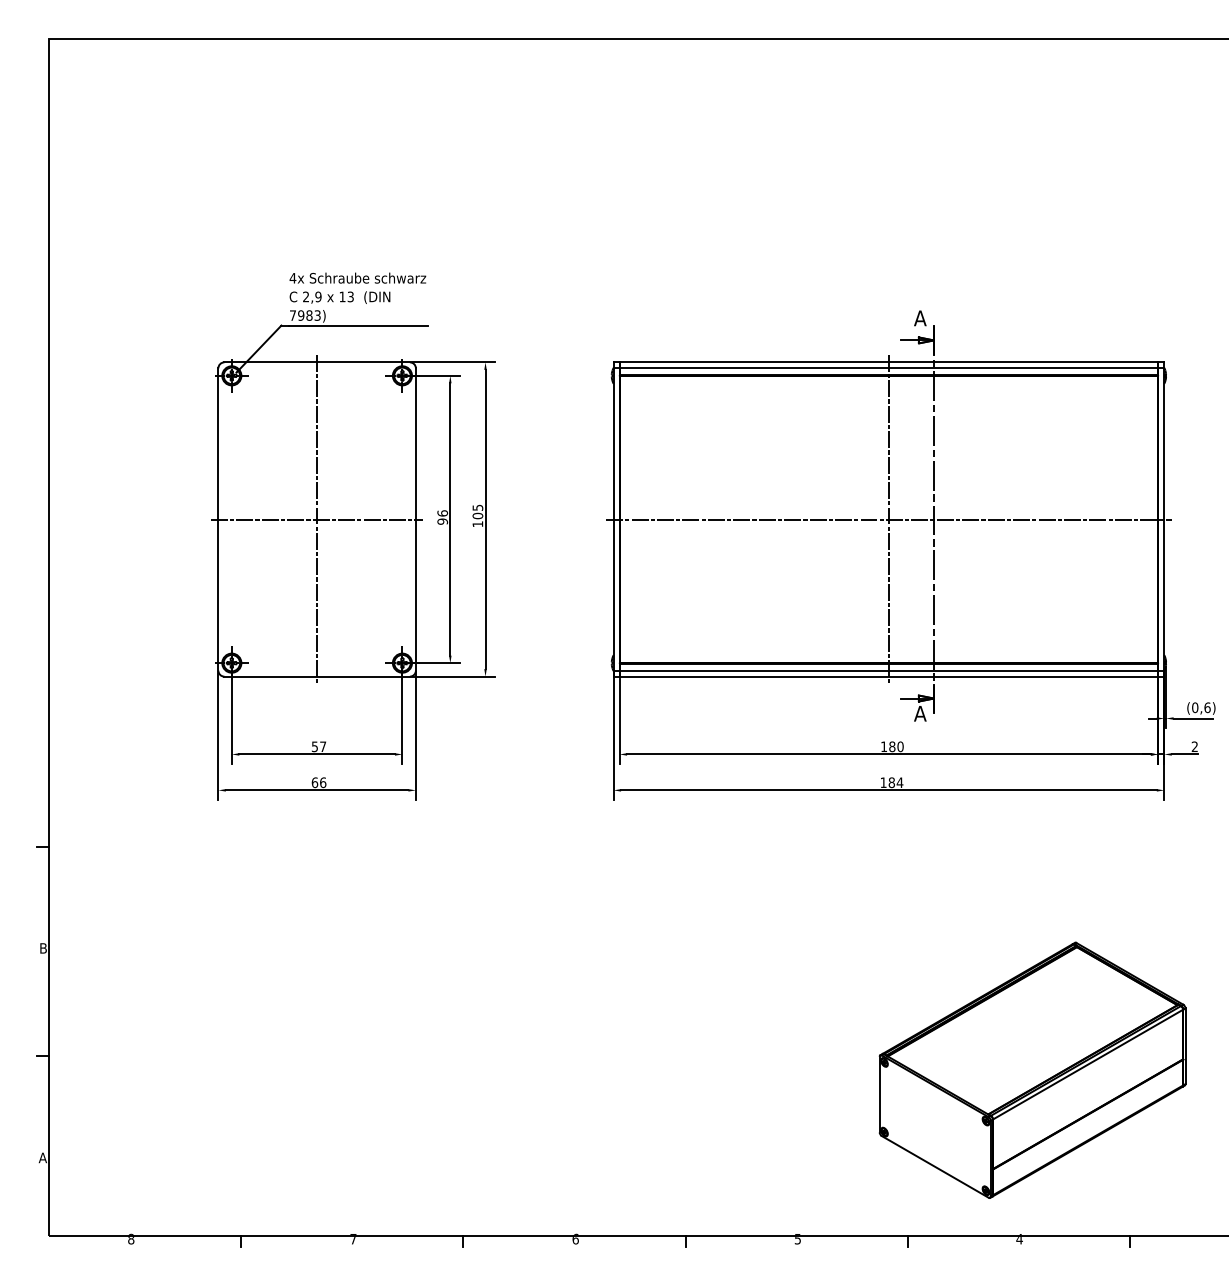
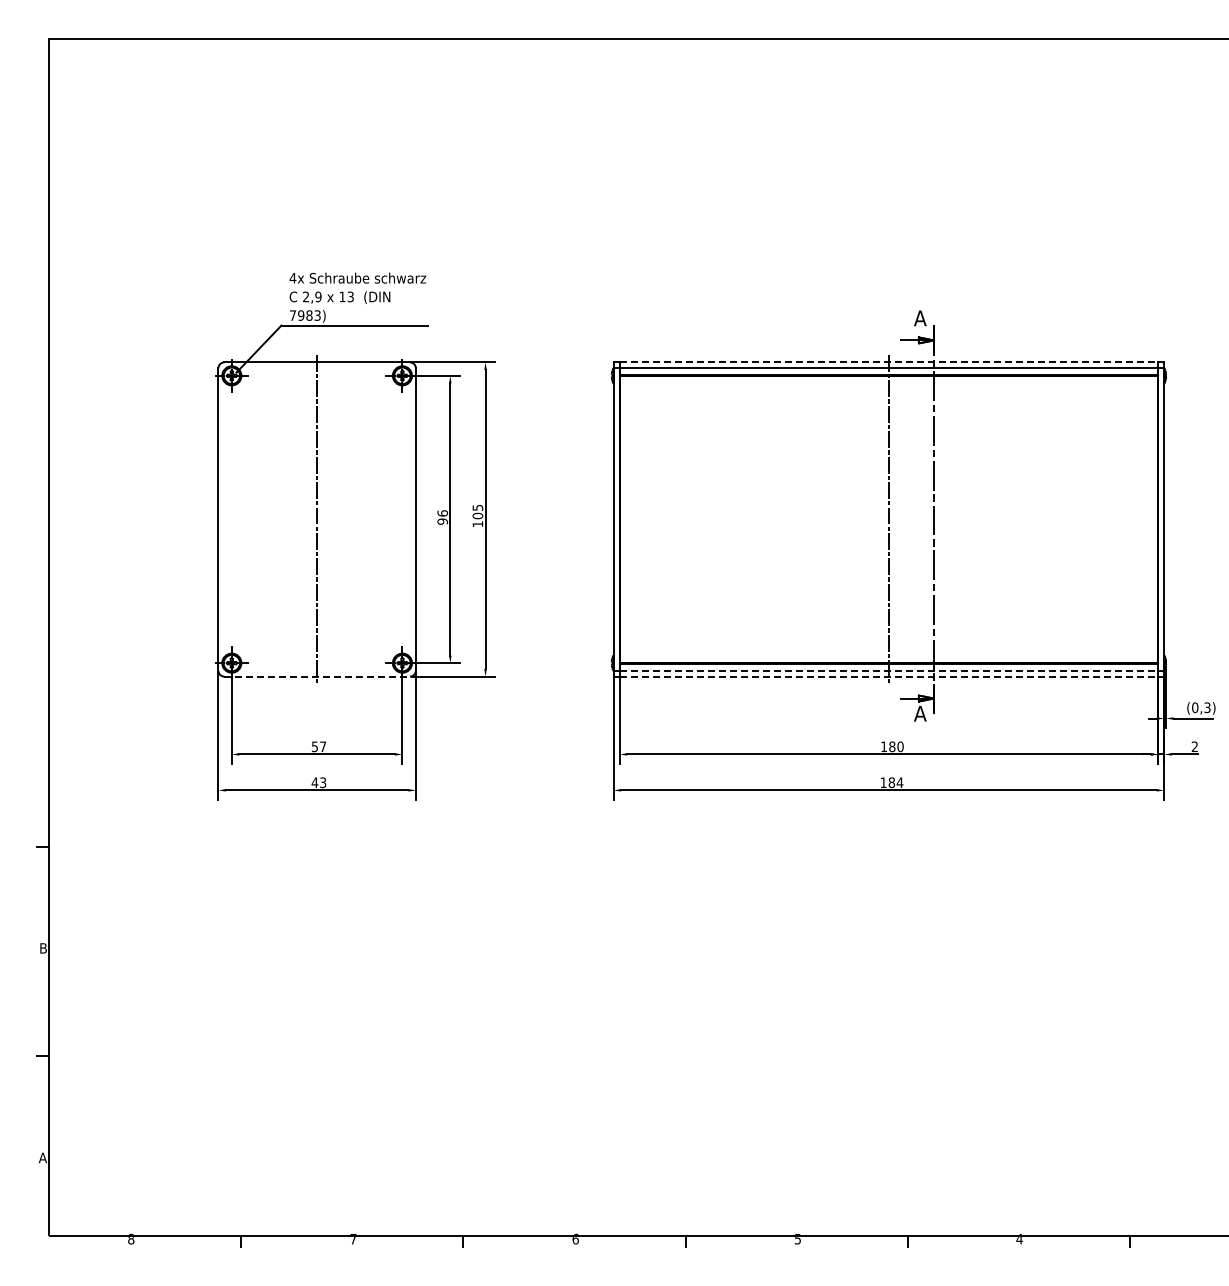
line: solid -> dashed (888, 362)
line: present -> none (316, 519)
line: present -> none (888, 519)
line: solid -> dashed (888, 670)
line: solid -> dashed (317, 676)
line: solid -> dashed (888, 676)
text: (0,6) -> (0,3) (1207, 707)
text: 66 -> 43 (318, 782)
part: present -> none (1032, 1069)
